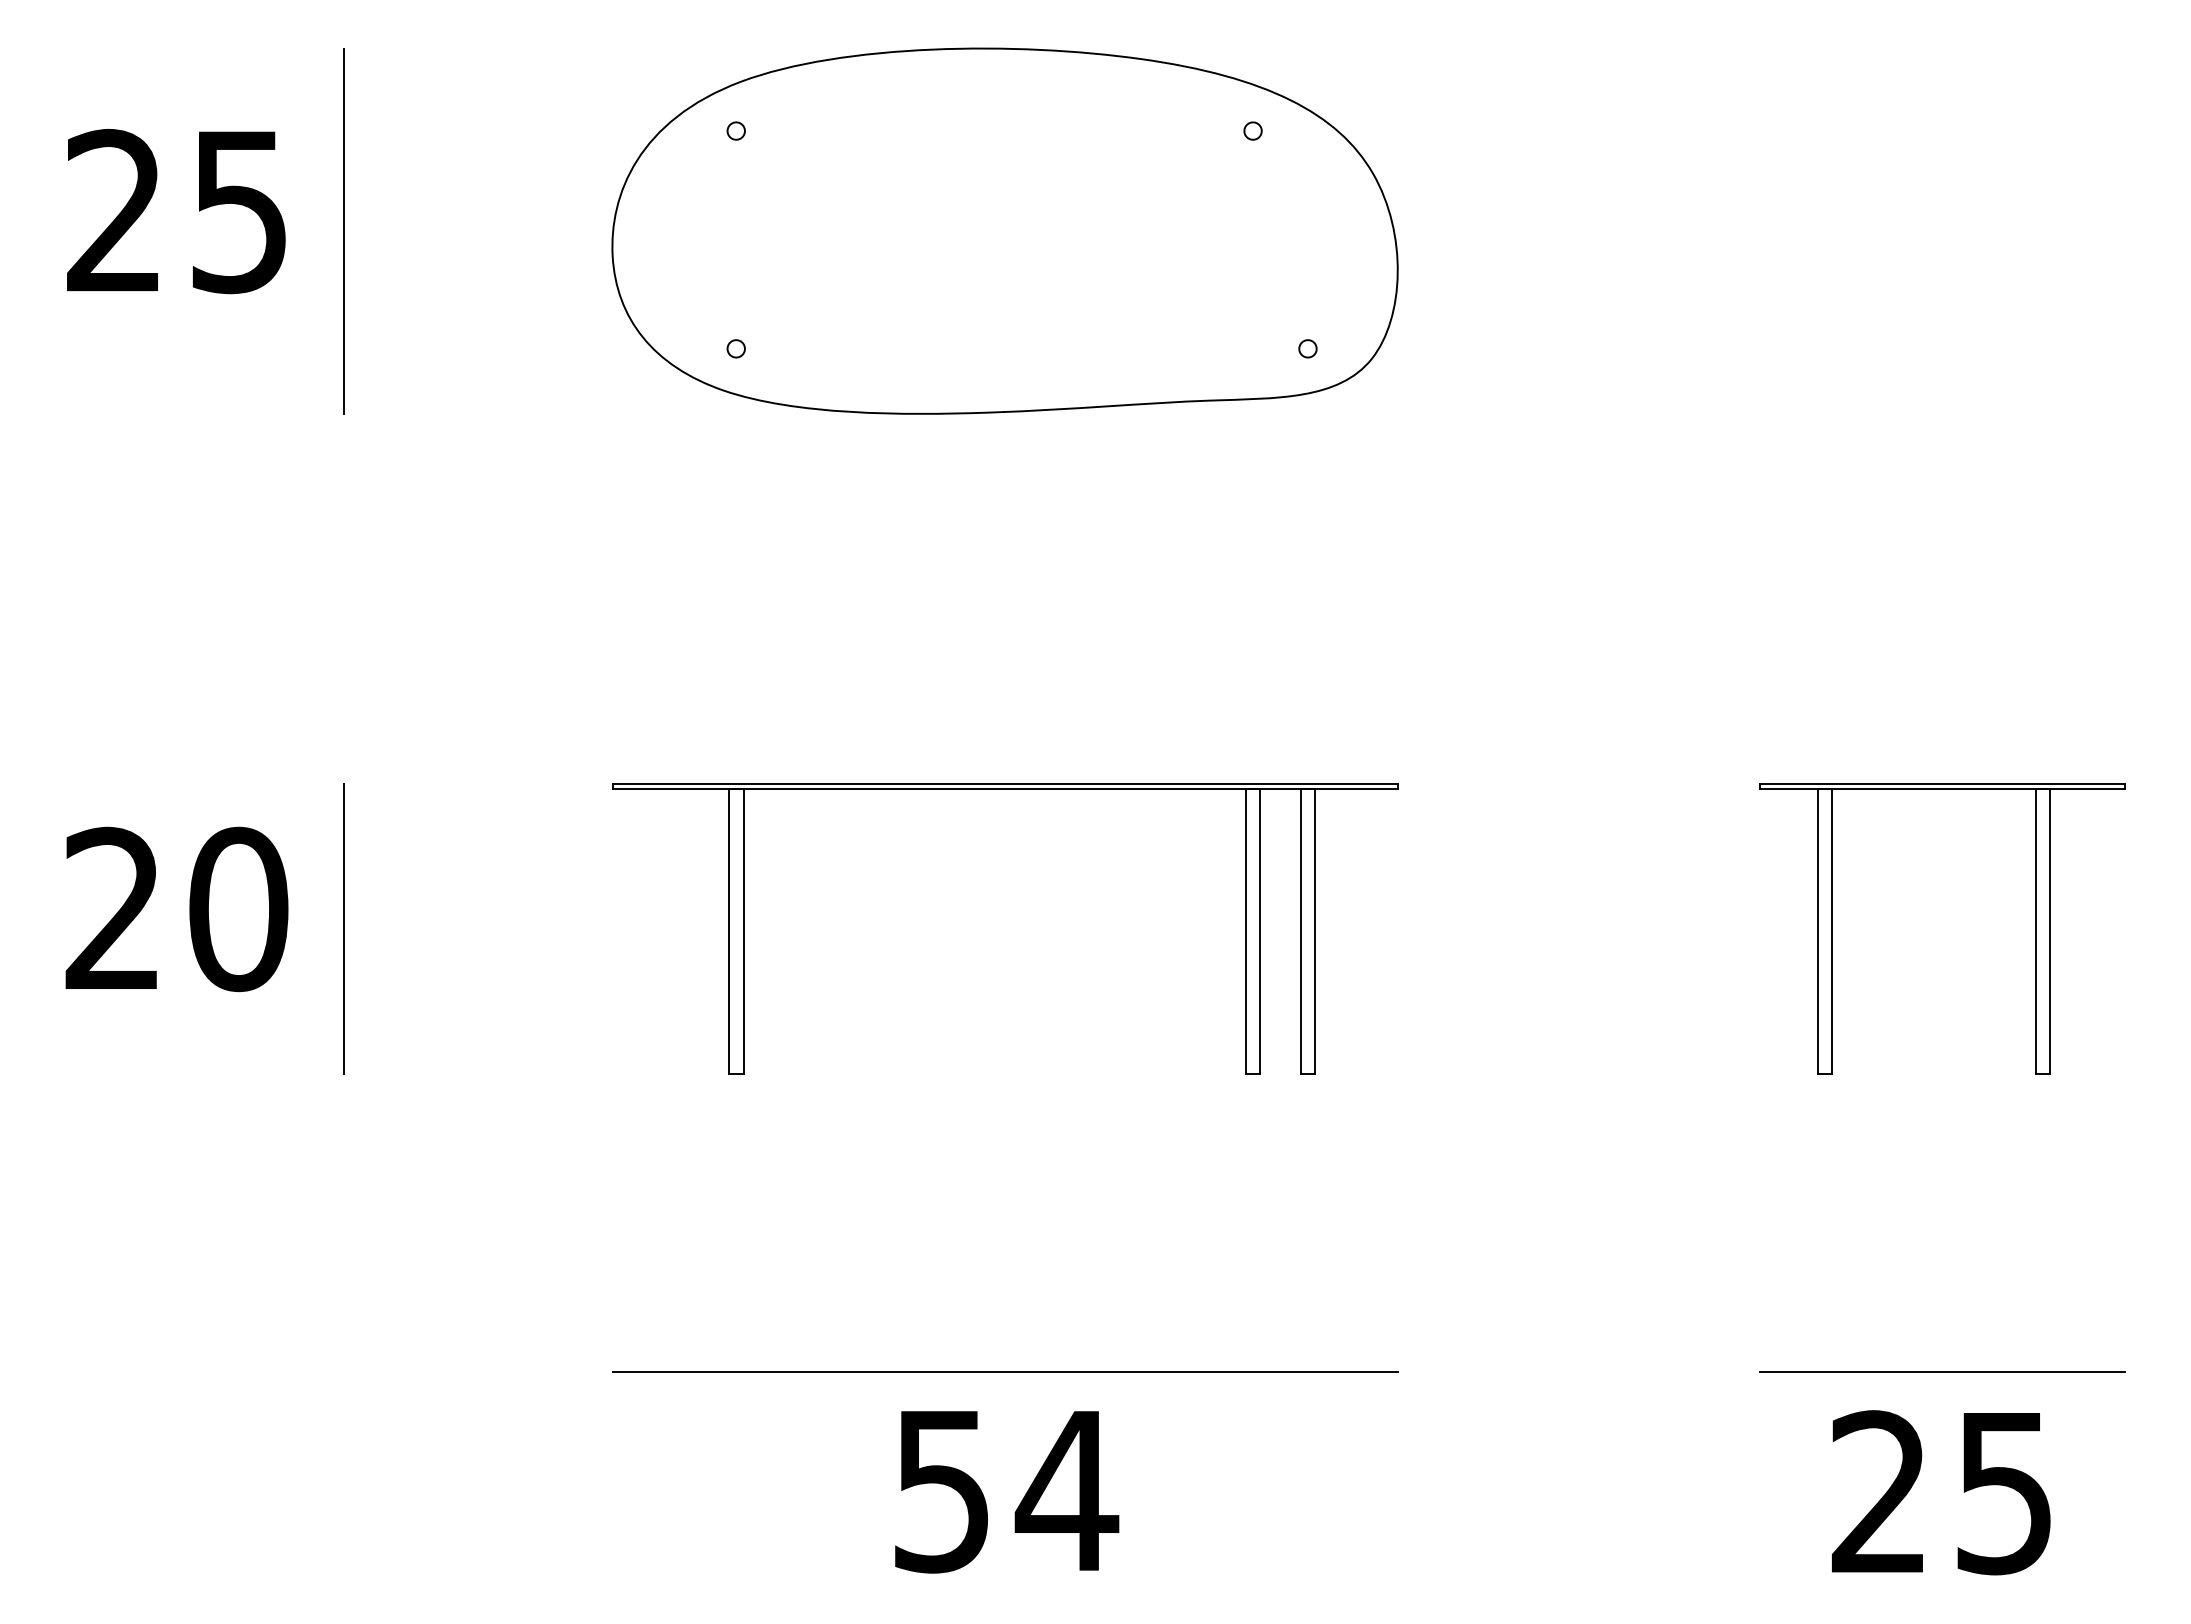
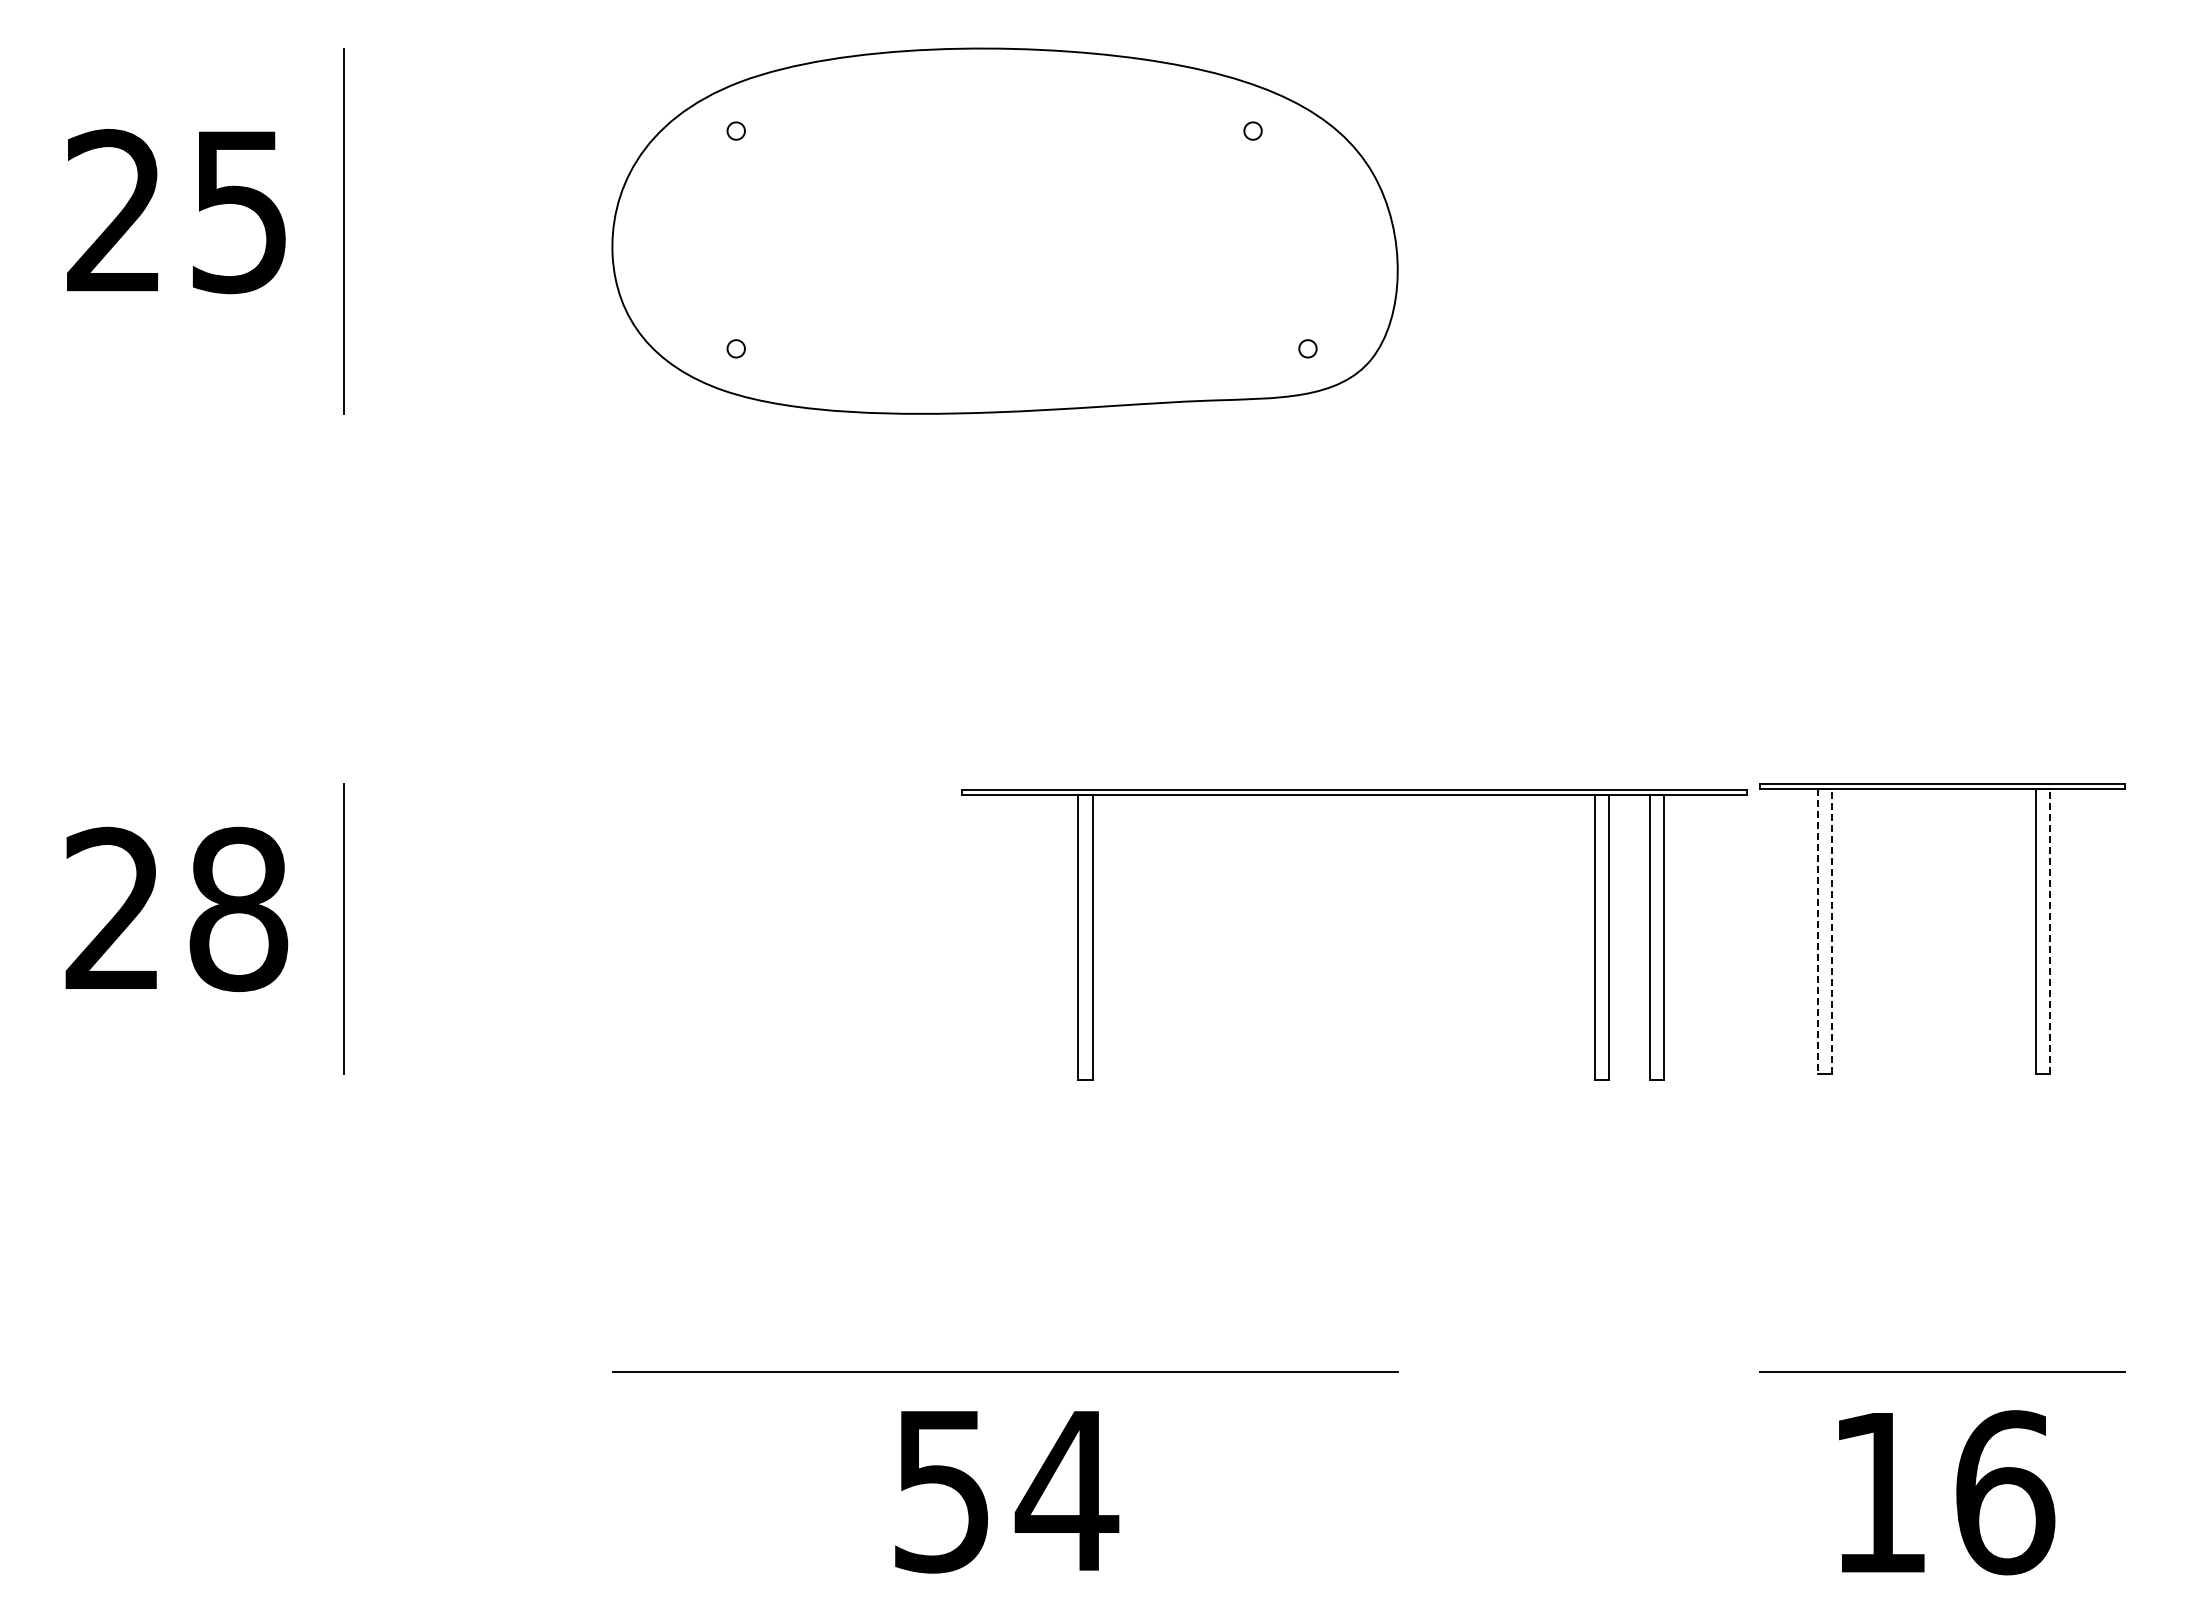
part position: (1005, 789) -> (1354, 795) (1354, 795)
text: 20 -> 28 (238, 909)
line: solid -> dashed (1817, 931)
line: solid -> dashed (1832, 931)
line: solid -> dashed (2050, 931)
text: 25 -> 16 (1943, 1492)
